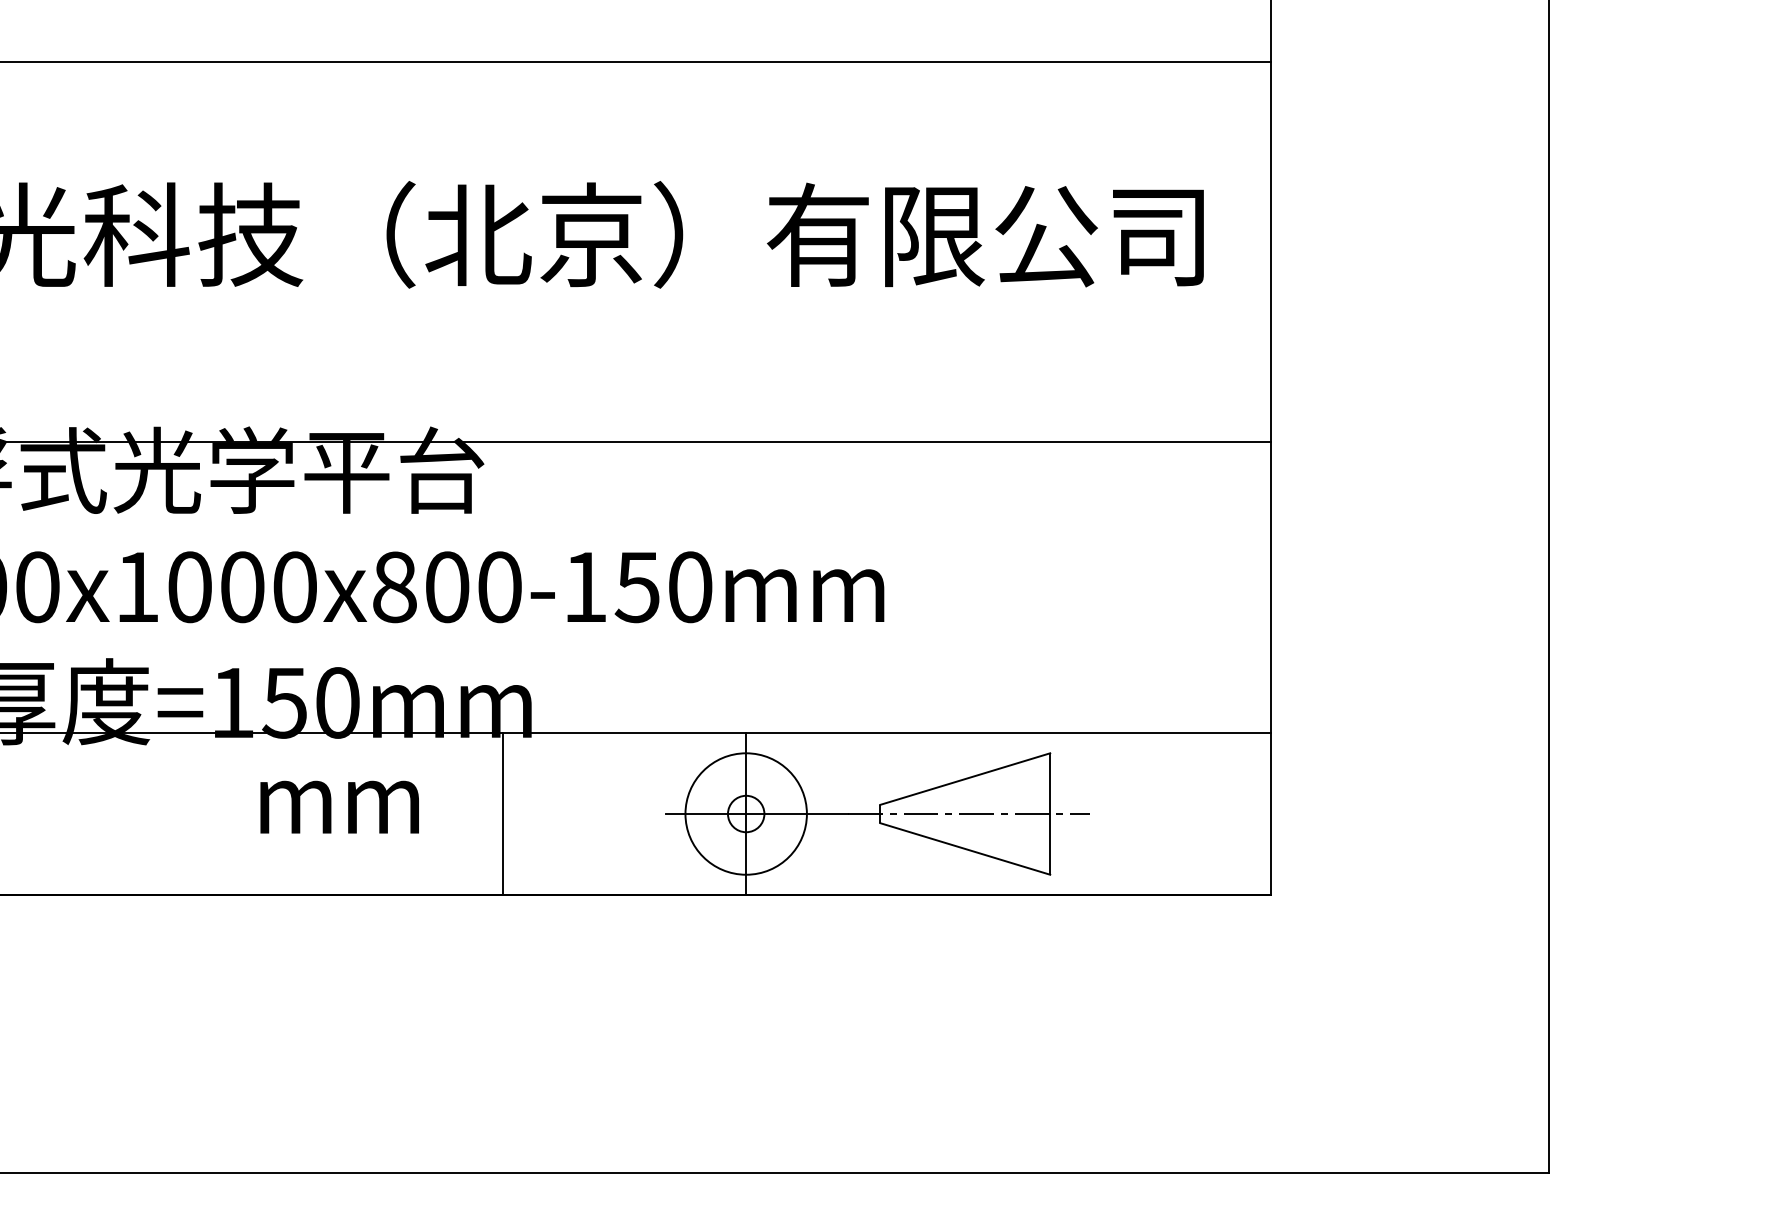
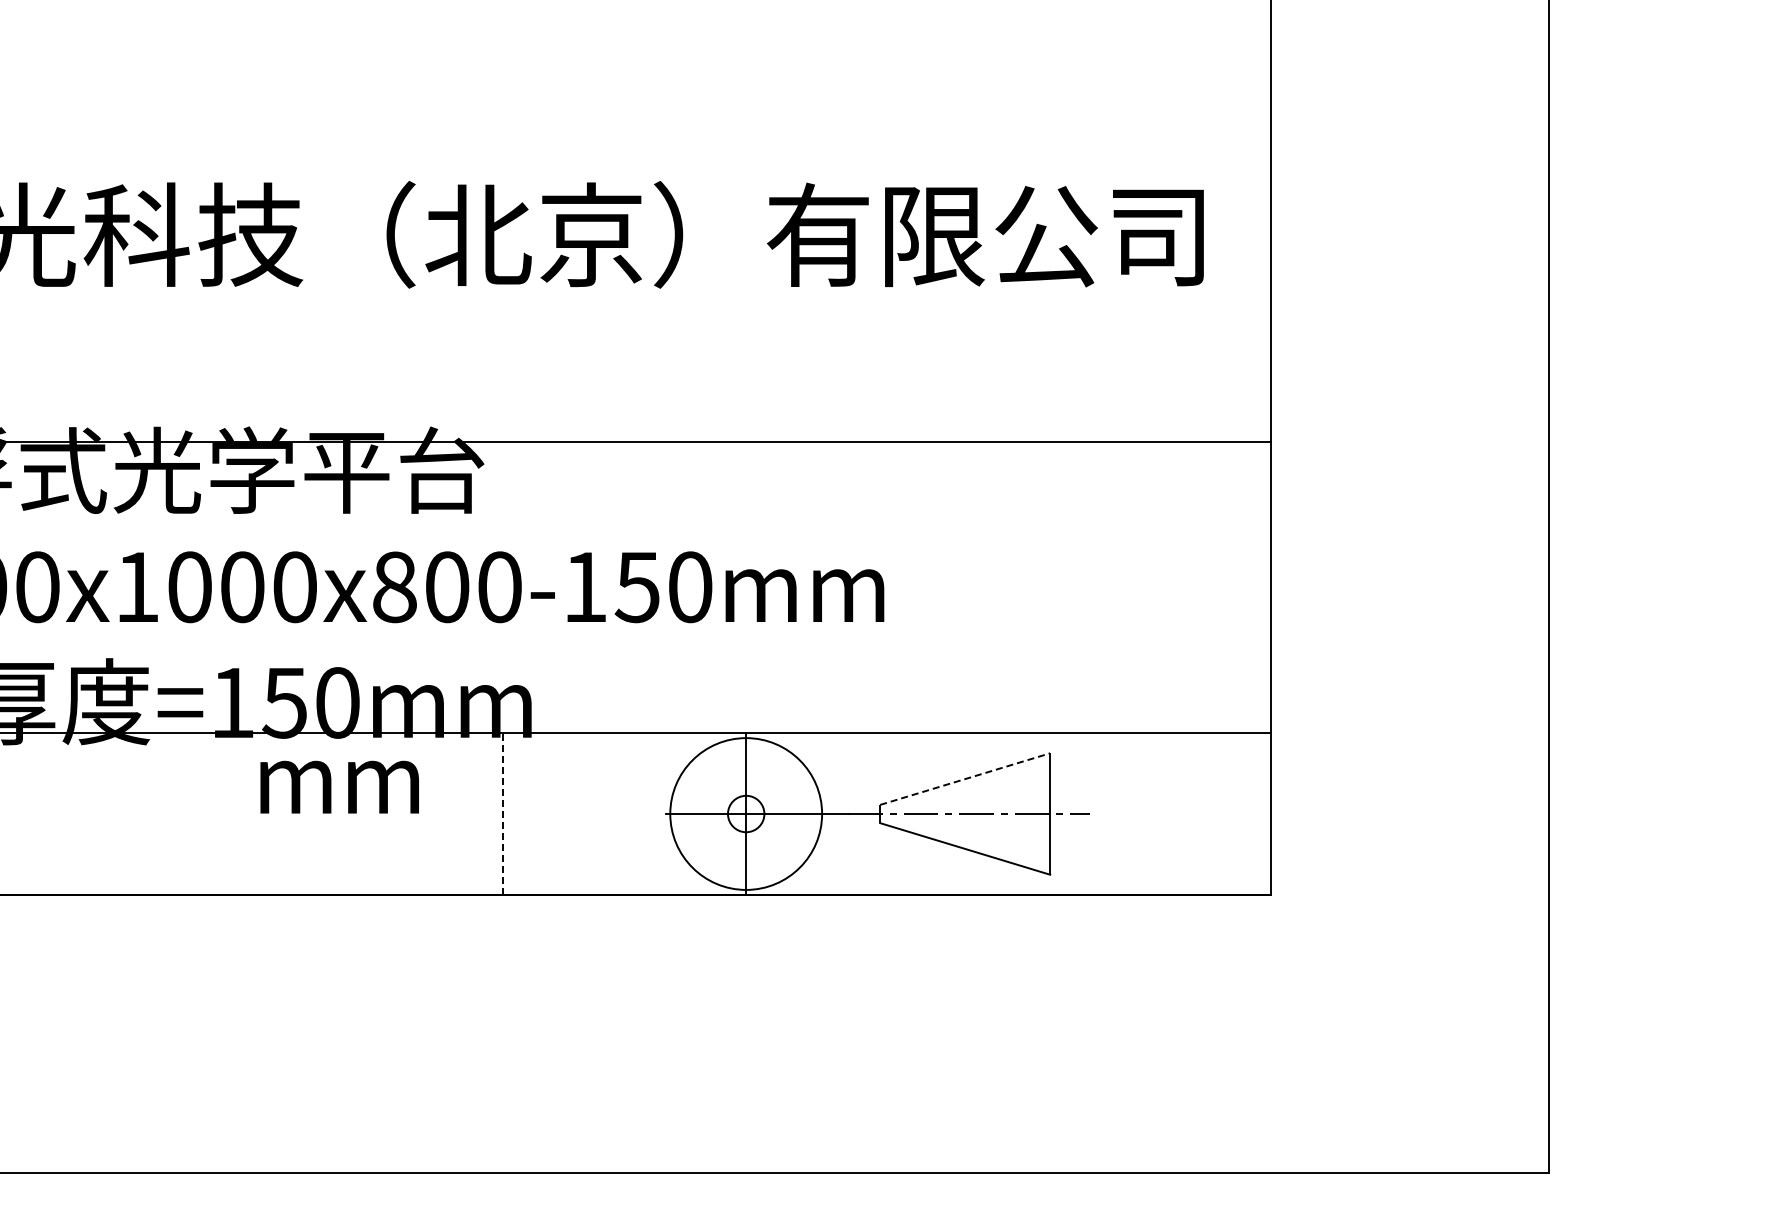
line: present -> none (636, 62)
line: solid -> dashed (965, 779)
text position: (339, 806) -> (339, 786) (339, 786)
line: solid -> dashed (502, 813)
circle diameter: 121 px -> 152 px (746, 813)
